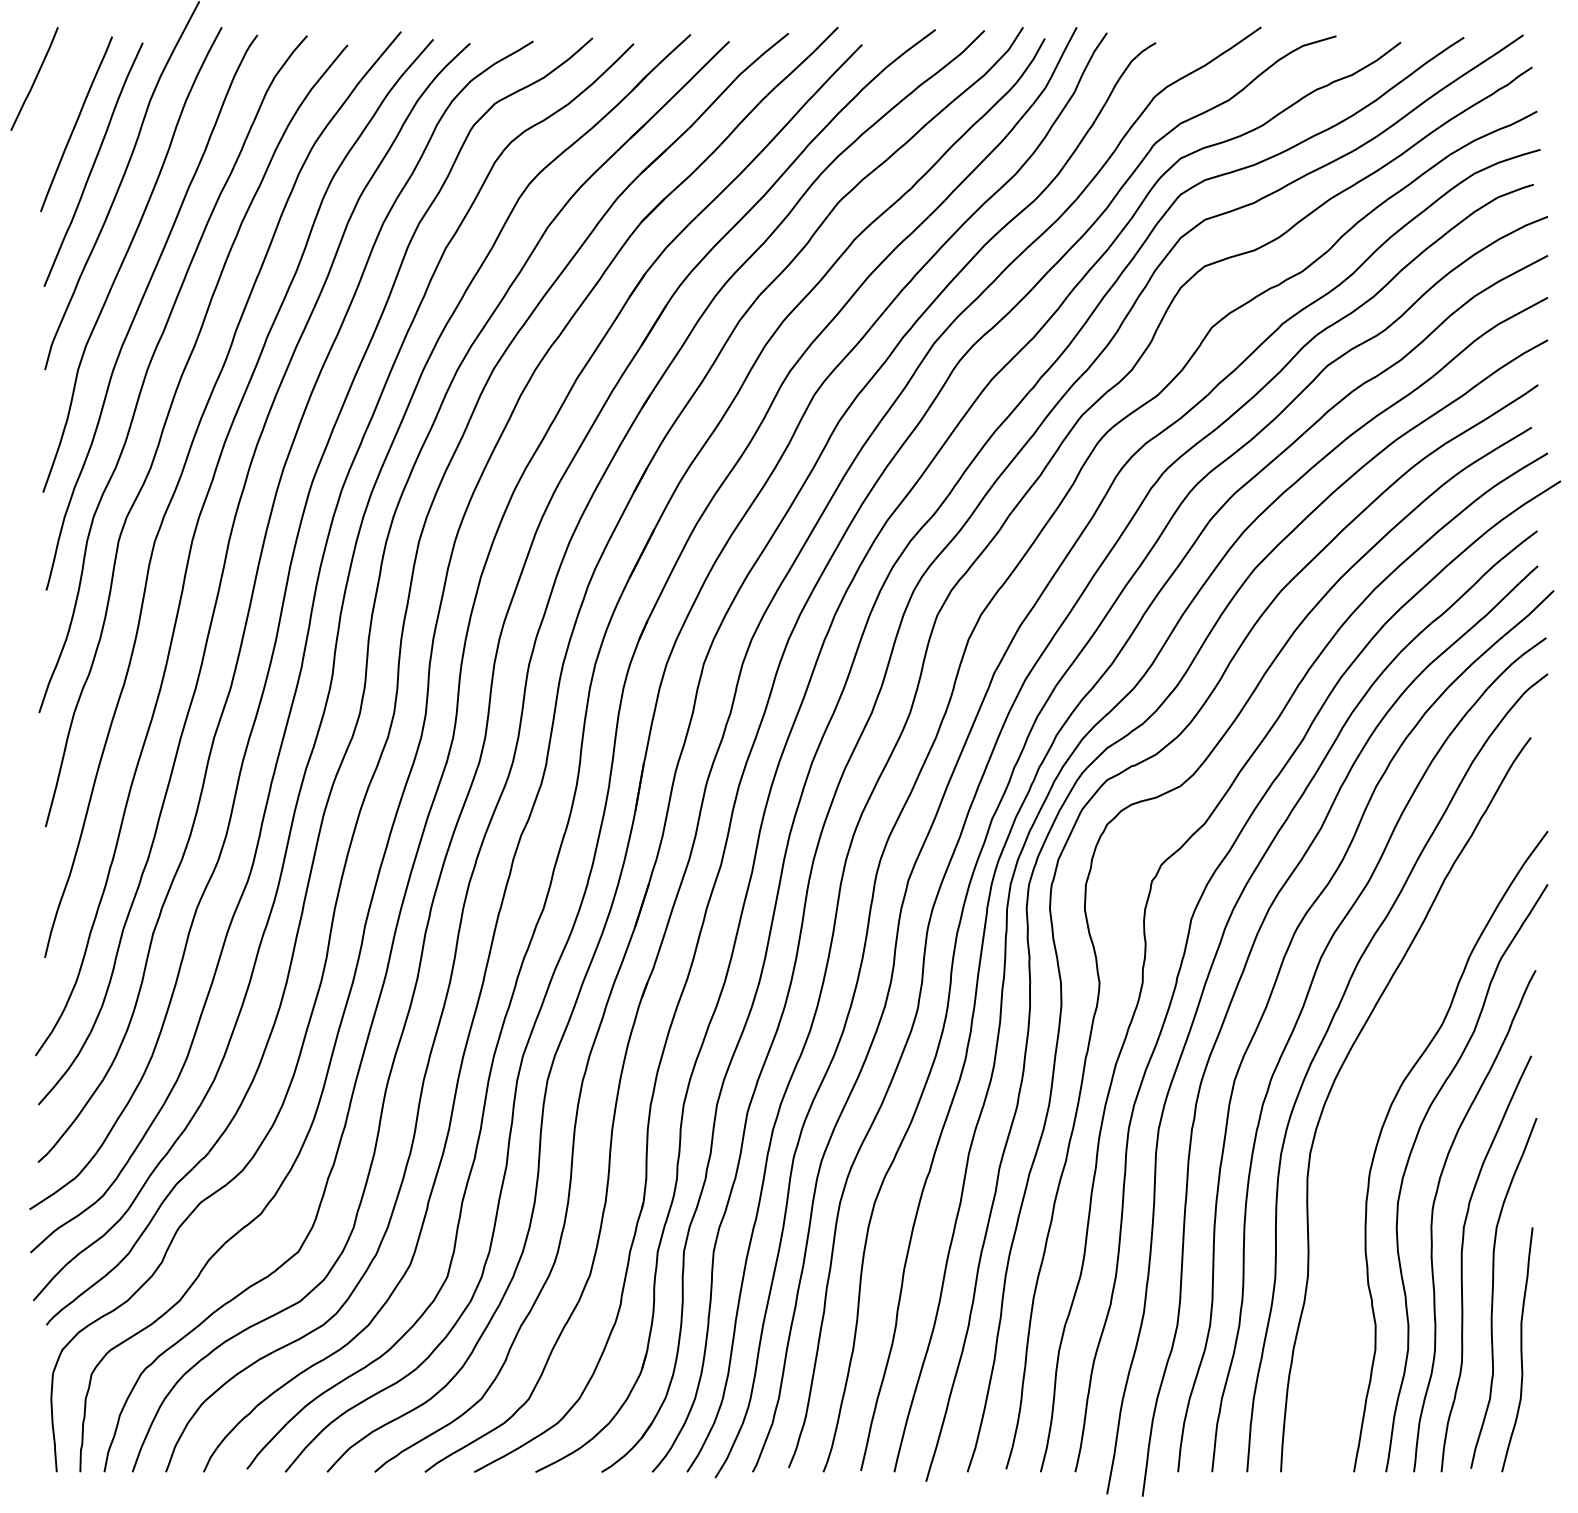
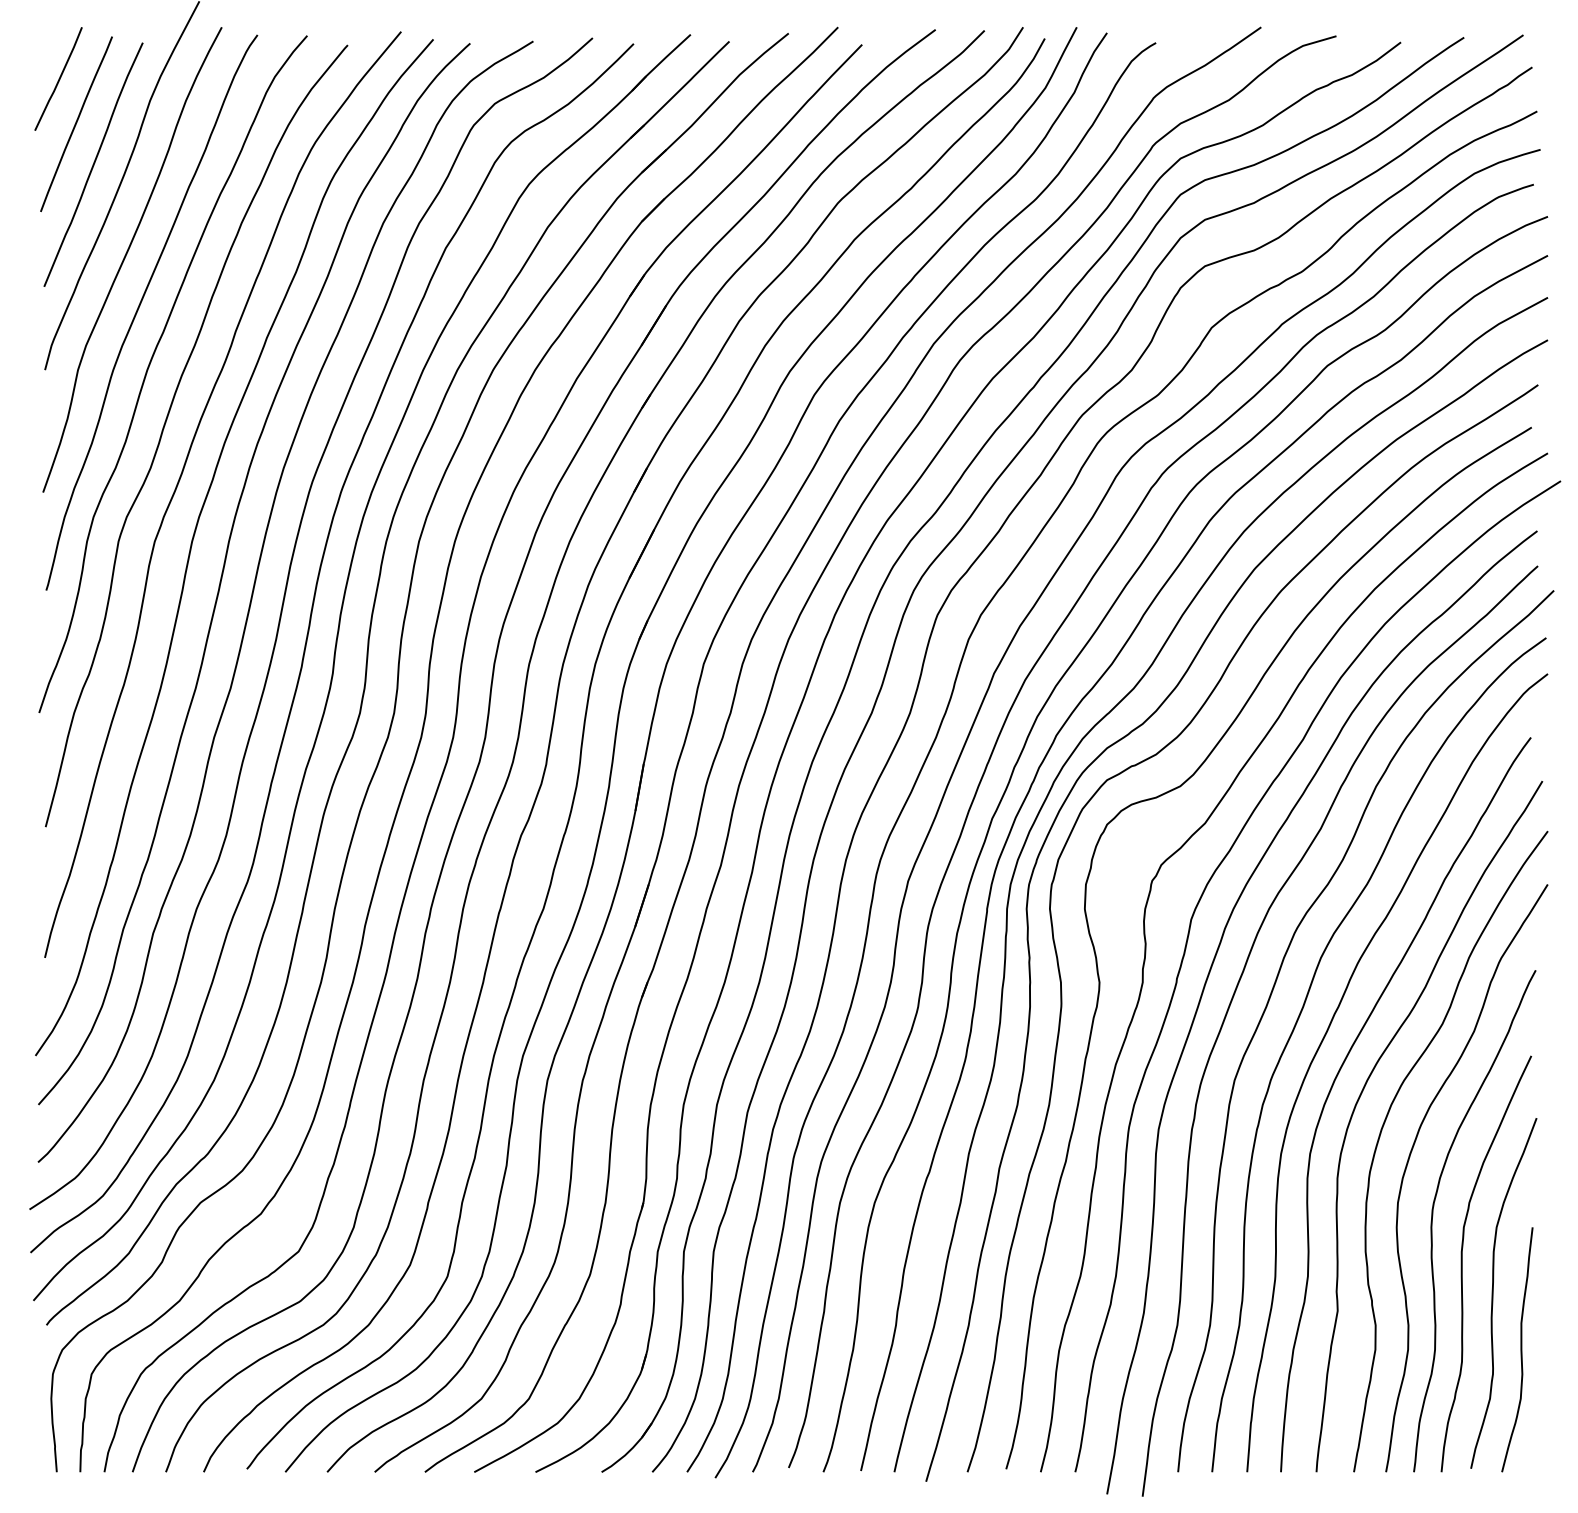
line position: (34, 78) -> (58, 78) (58, 78)
curve: none -> present (1362, 1093)
